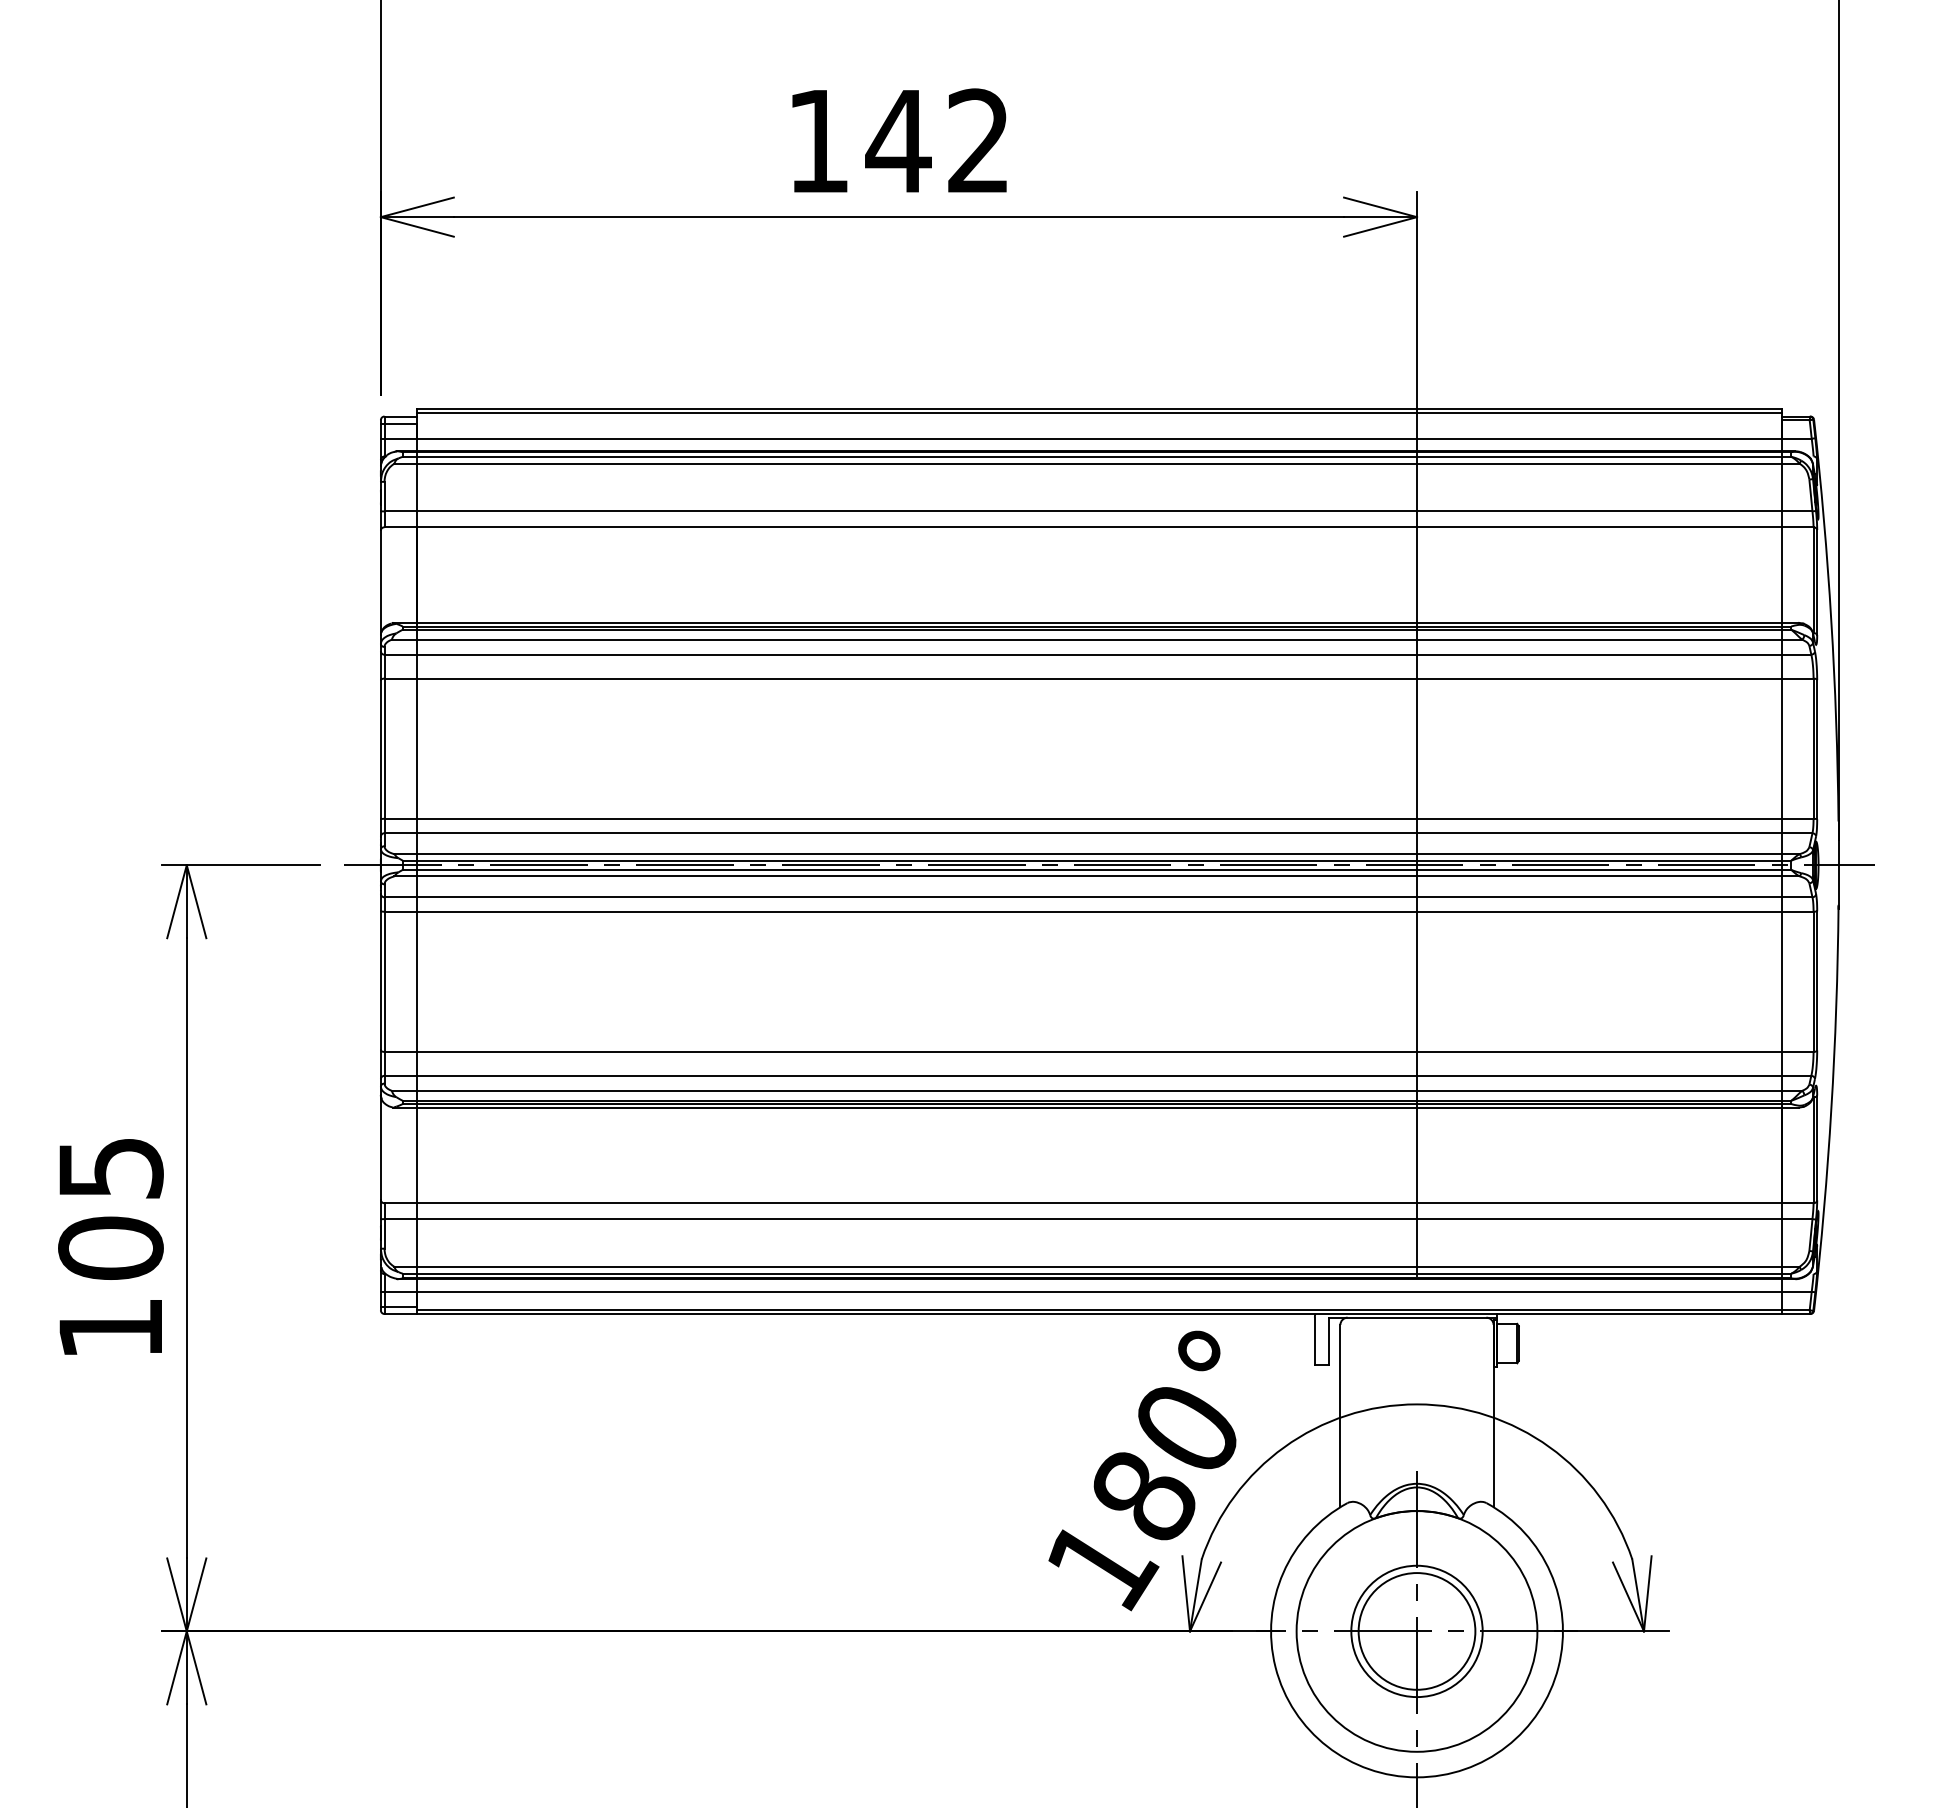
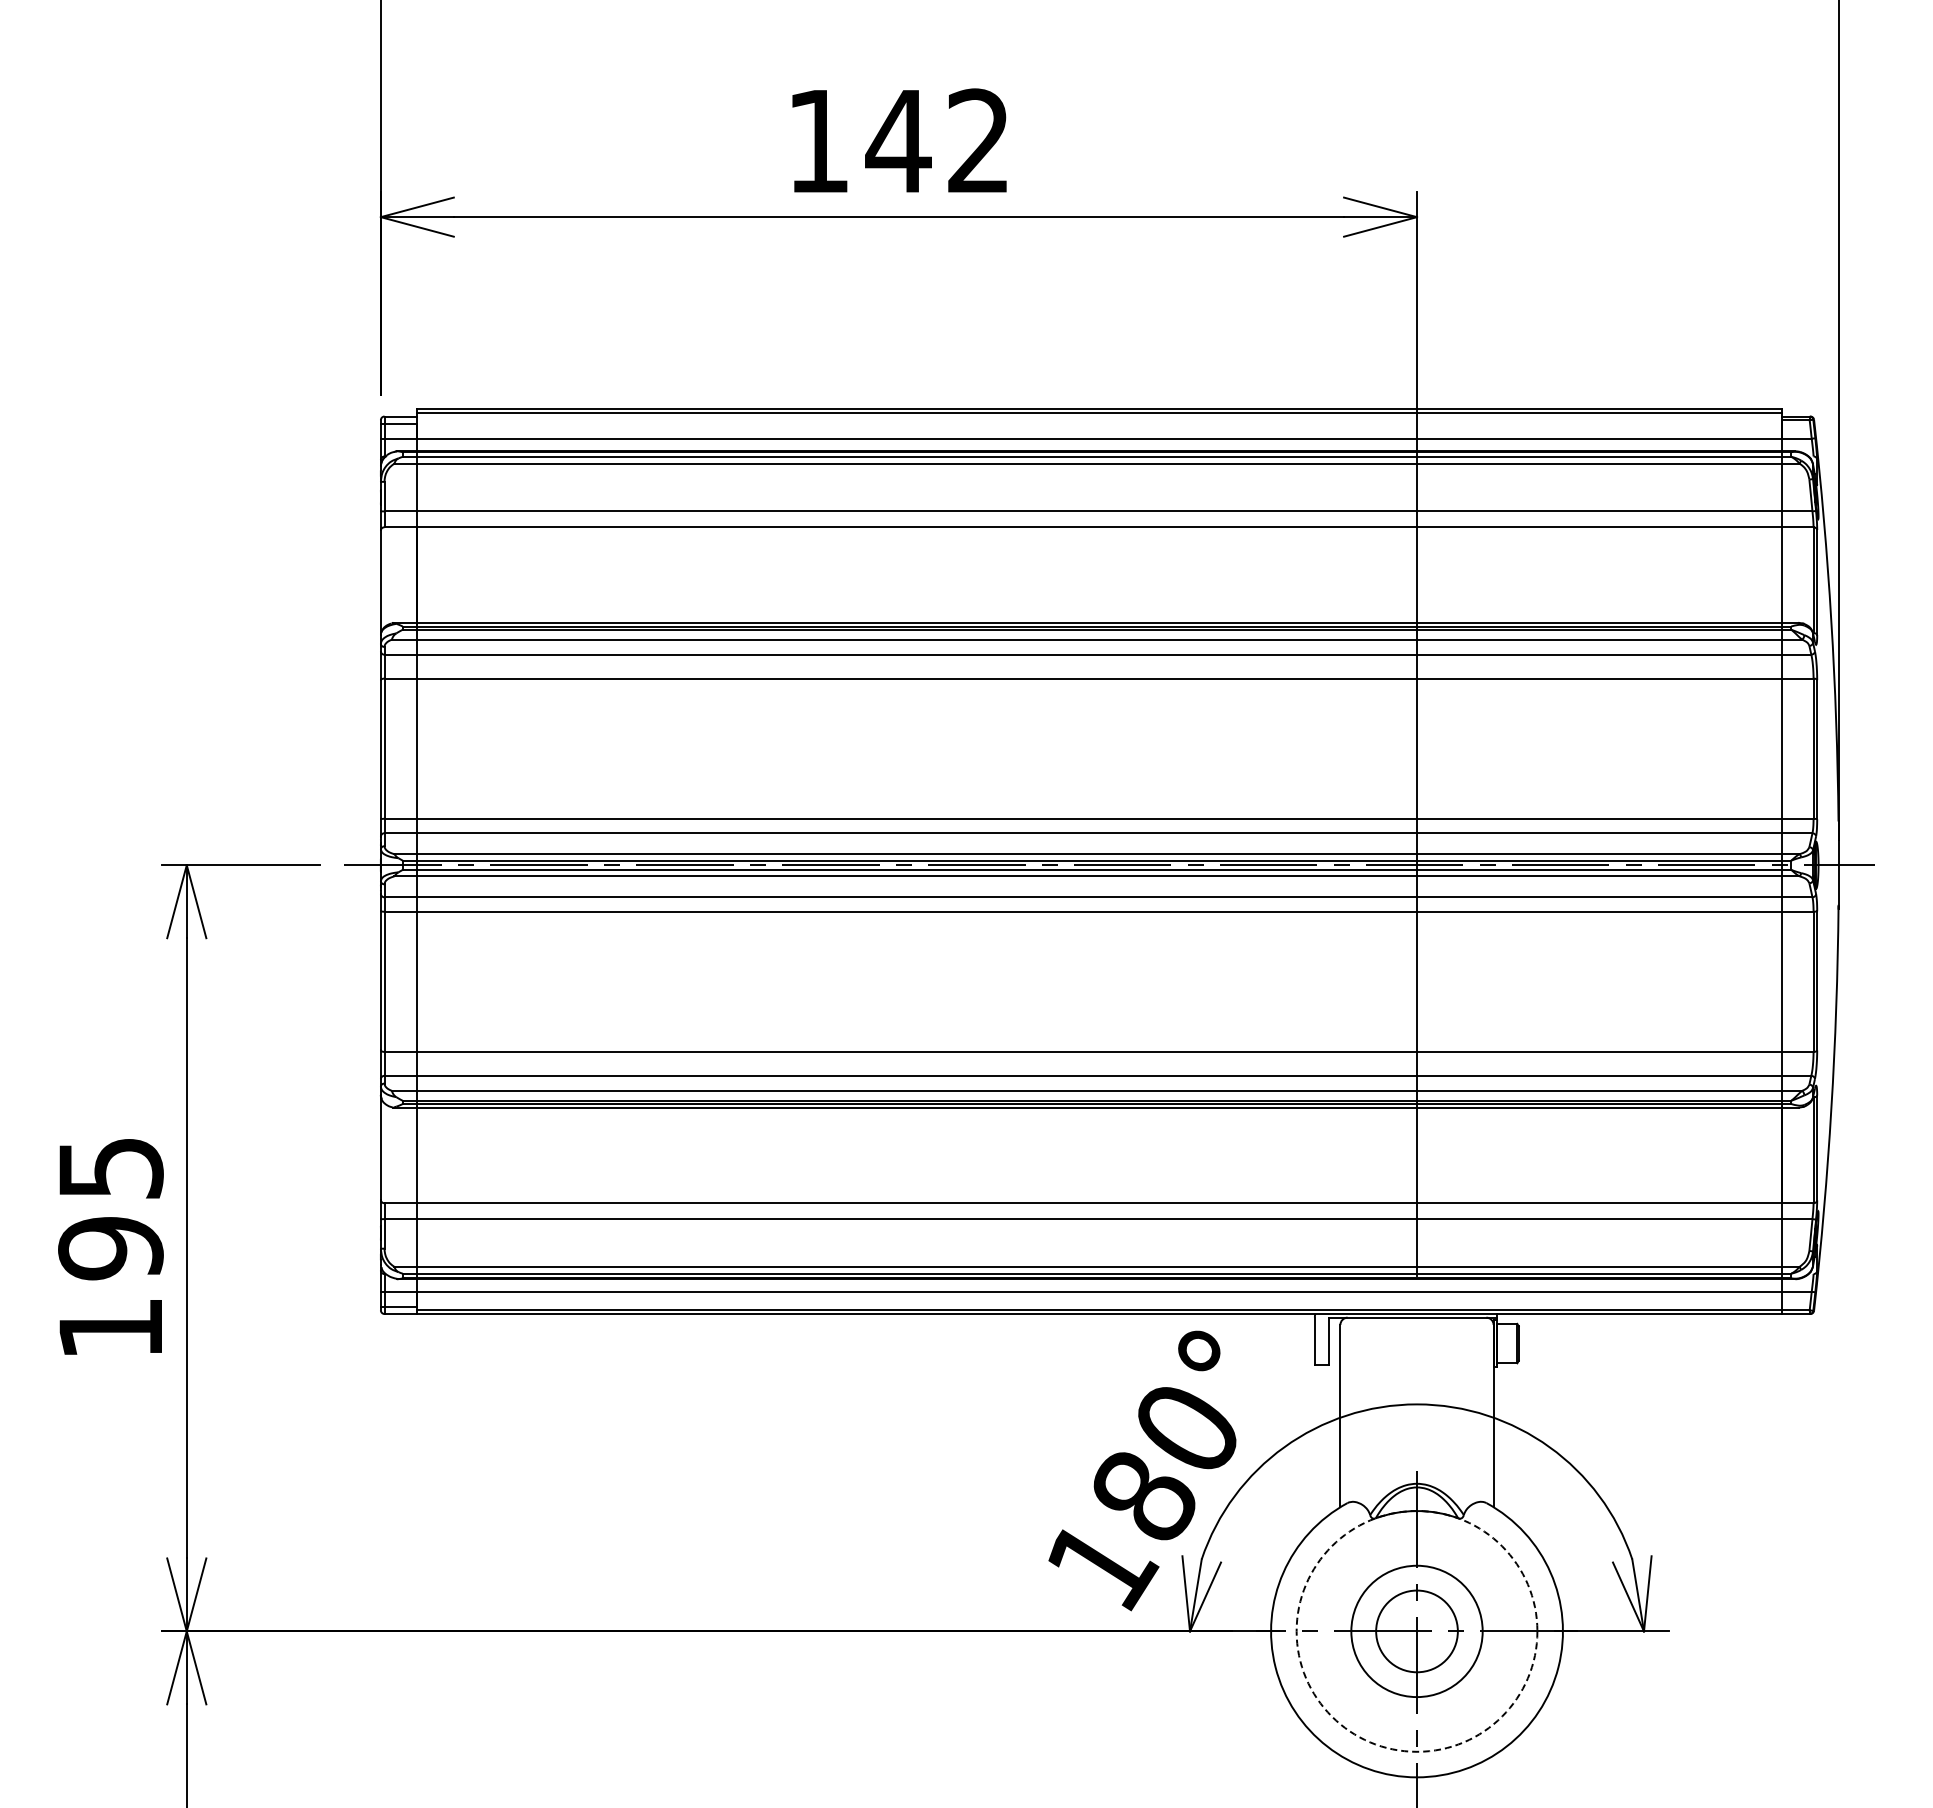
text: 105 -> 195 (110, 1248)
circle diameter: 117 px -> 82 px (1416, 1631)
circle: solid -> dashed (1416, 1631)
